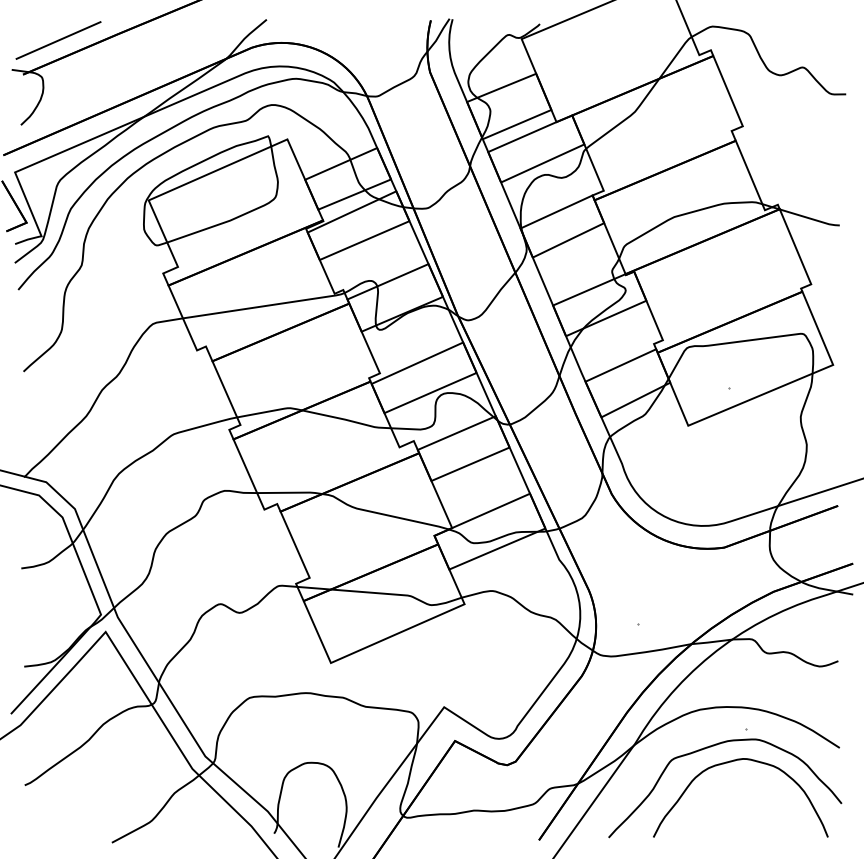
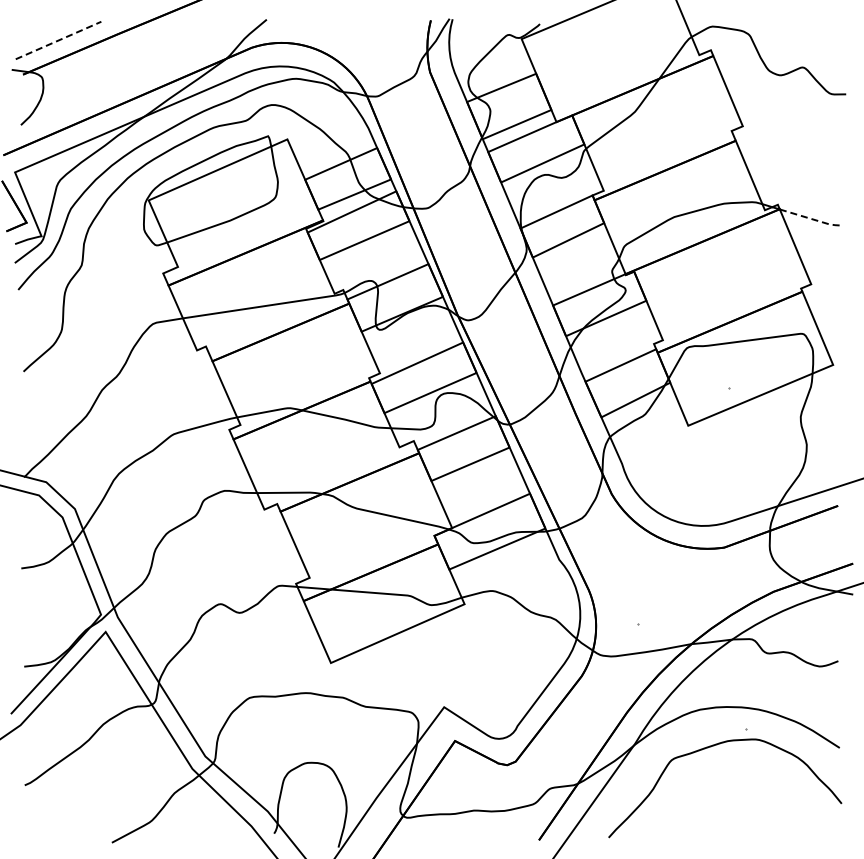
line: solid -> dashed (58, 40)
line: solid -> dashed (811, 218)
curve: present -> none (731, 762)
